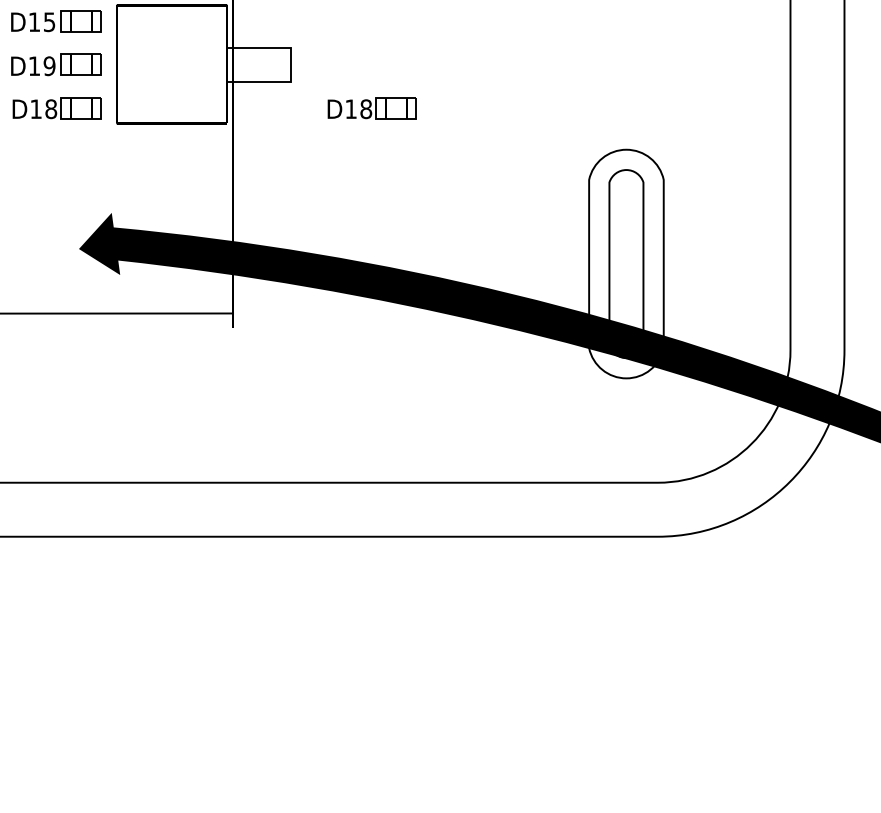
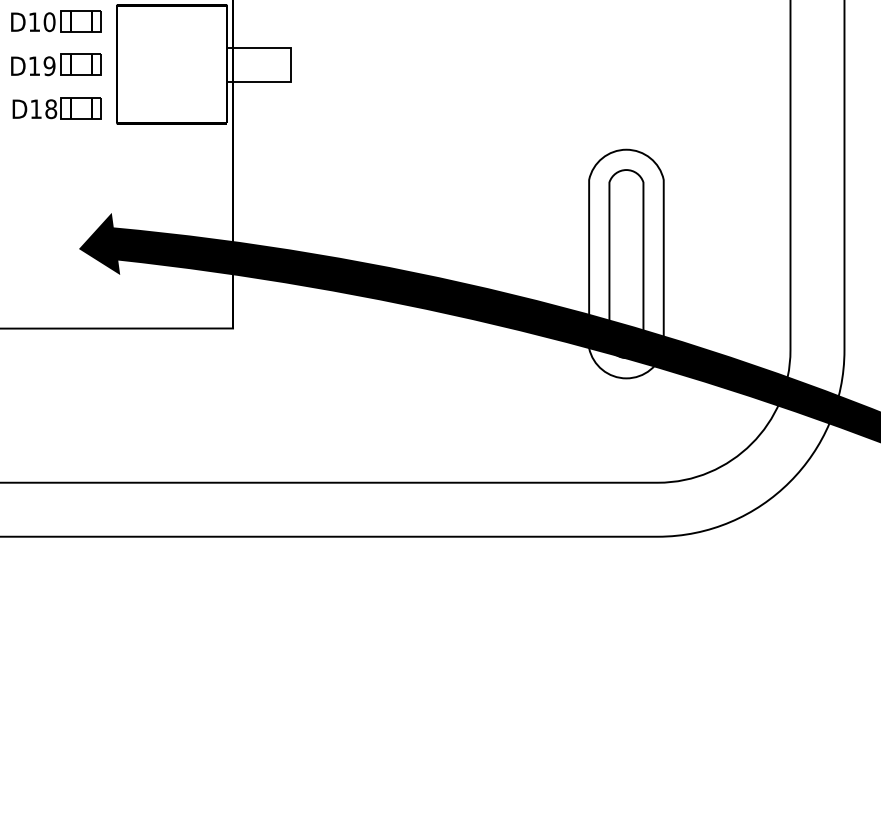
text: D15 -> D10 (49, 22)
part: present -> none (371, 108)
line position: (117, 313) -> (117, 328) (117, 328)
